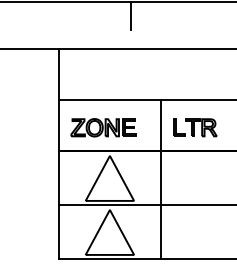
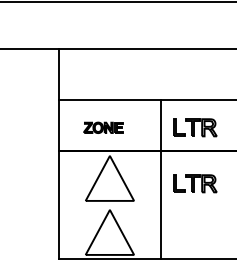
line: present -> none (130, 15)
part size: 67x20 px -> 41x13 px (103, 127)
part: none -> present (195, 183)
line: present -> none (145, 205)
